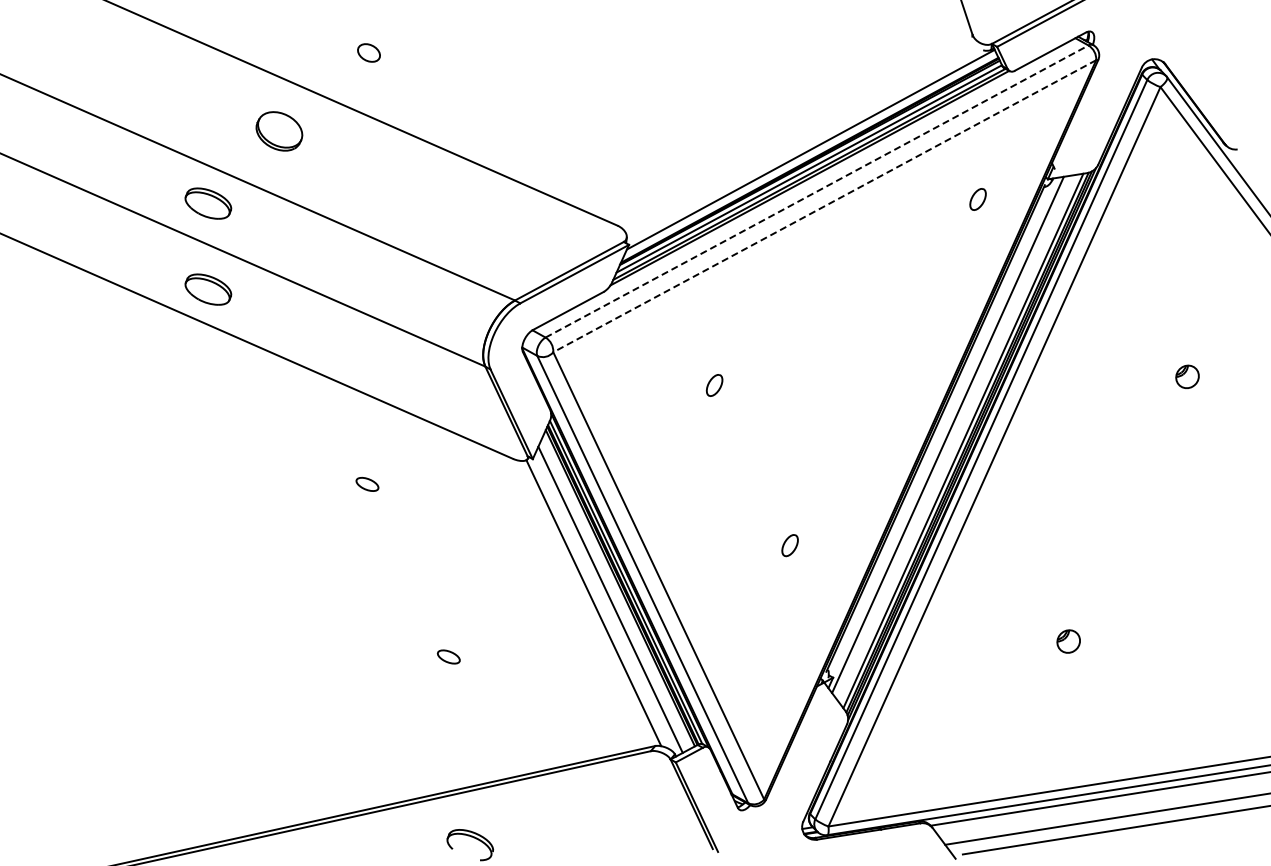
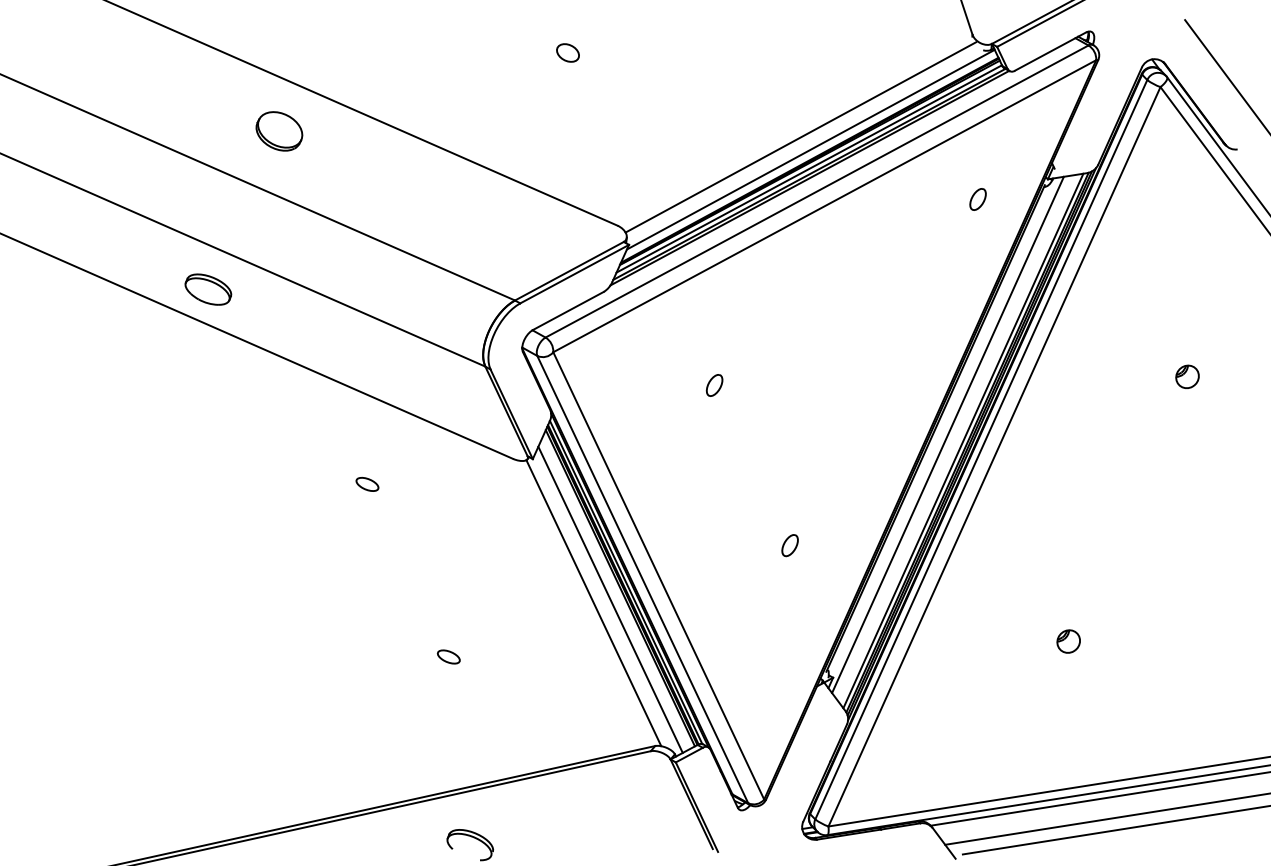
part position: (368, 52) -> (567, 52) (567, 52)
line: none -> present (1226, 75)
line: none -> present (800, 137)
line: dashed -> solid (817, 191)
part: present -> none (208, 203)
line: dashed -> solid (824, 206)
